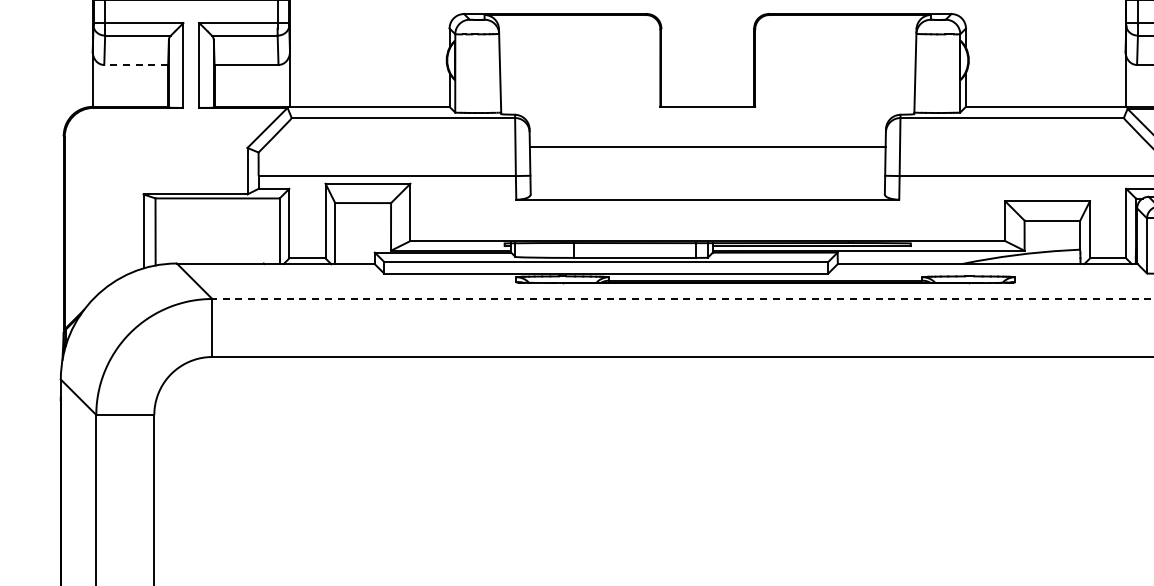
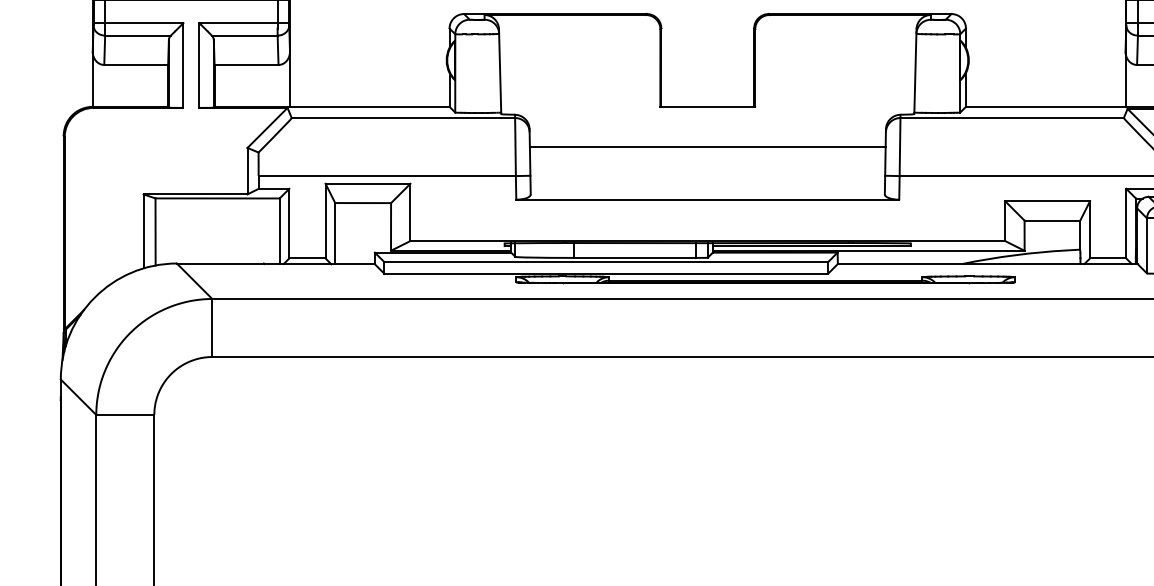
line: dashed -> solid (136, 64)
line: dashed -> solid (682, 299)
